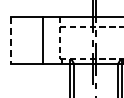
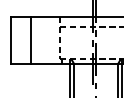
line position: (42, 39) -> (30, 39) (30, 39)
line: dashed -> solid (10, 40)
